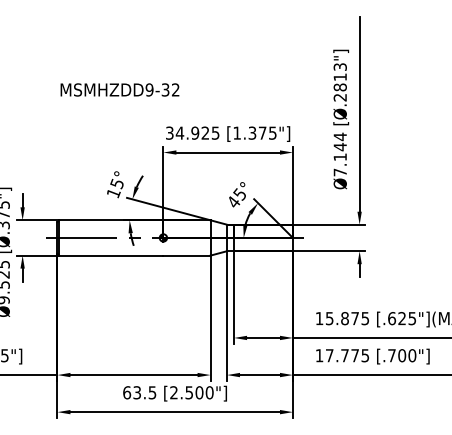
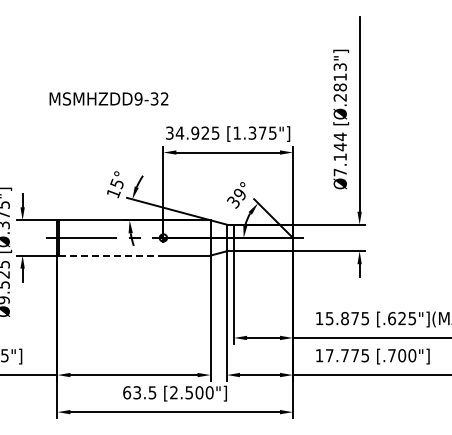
text position: (119, 89) -> (108, 98) (108, 98)
text: 45° -> 39° (236, 198)
line: solid -> dashed (111, 255)
